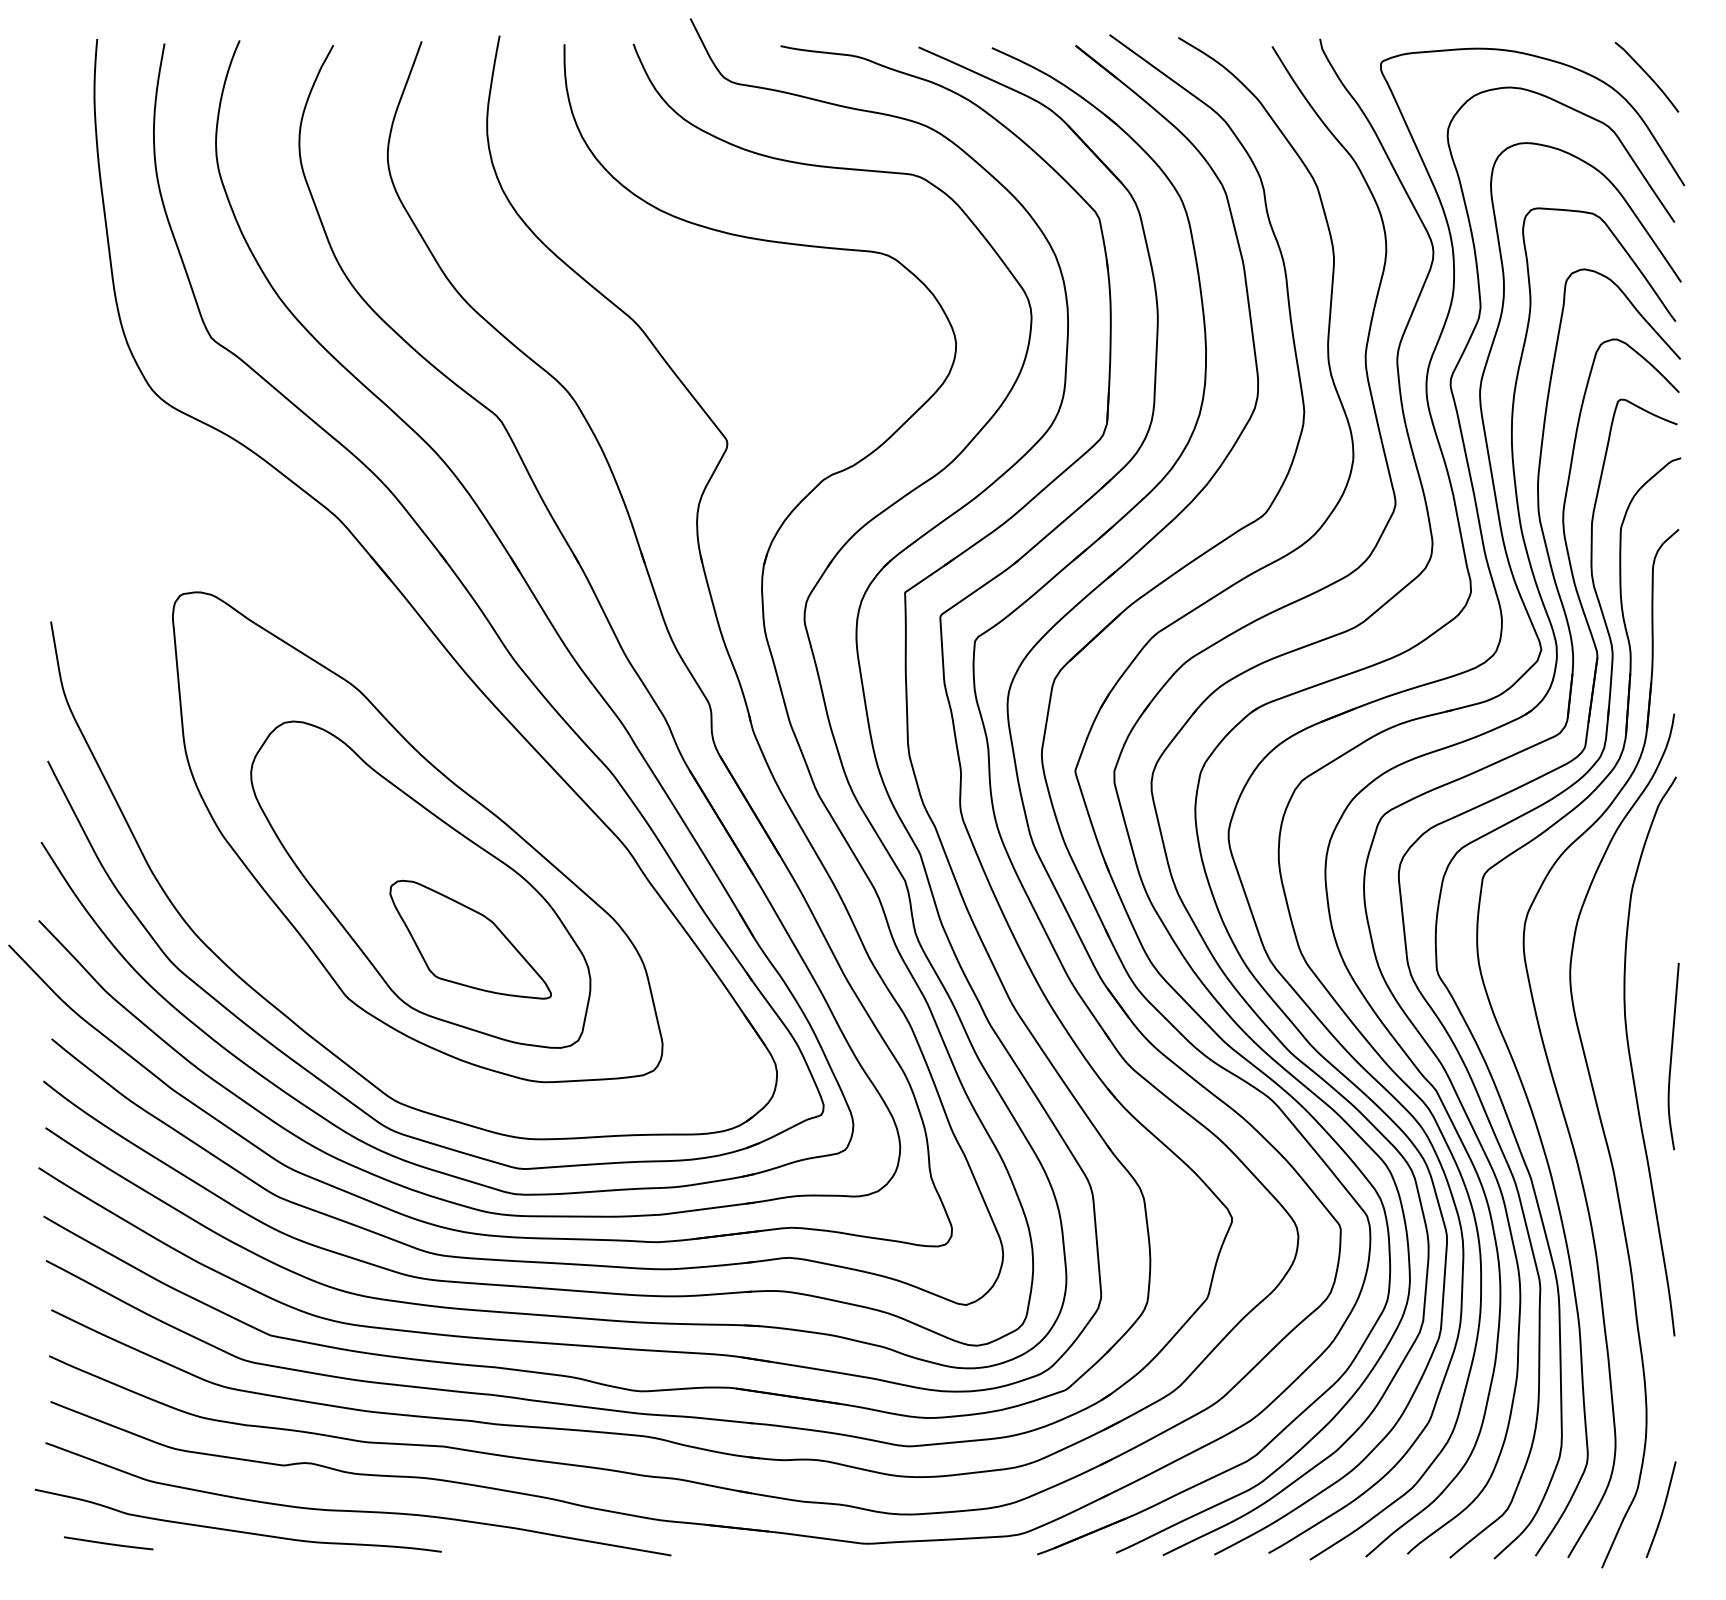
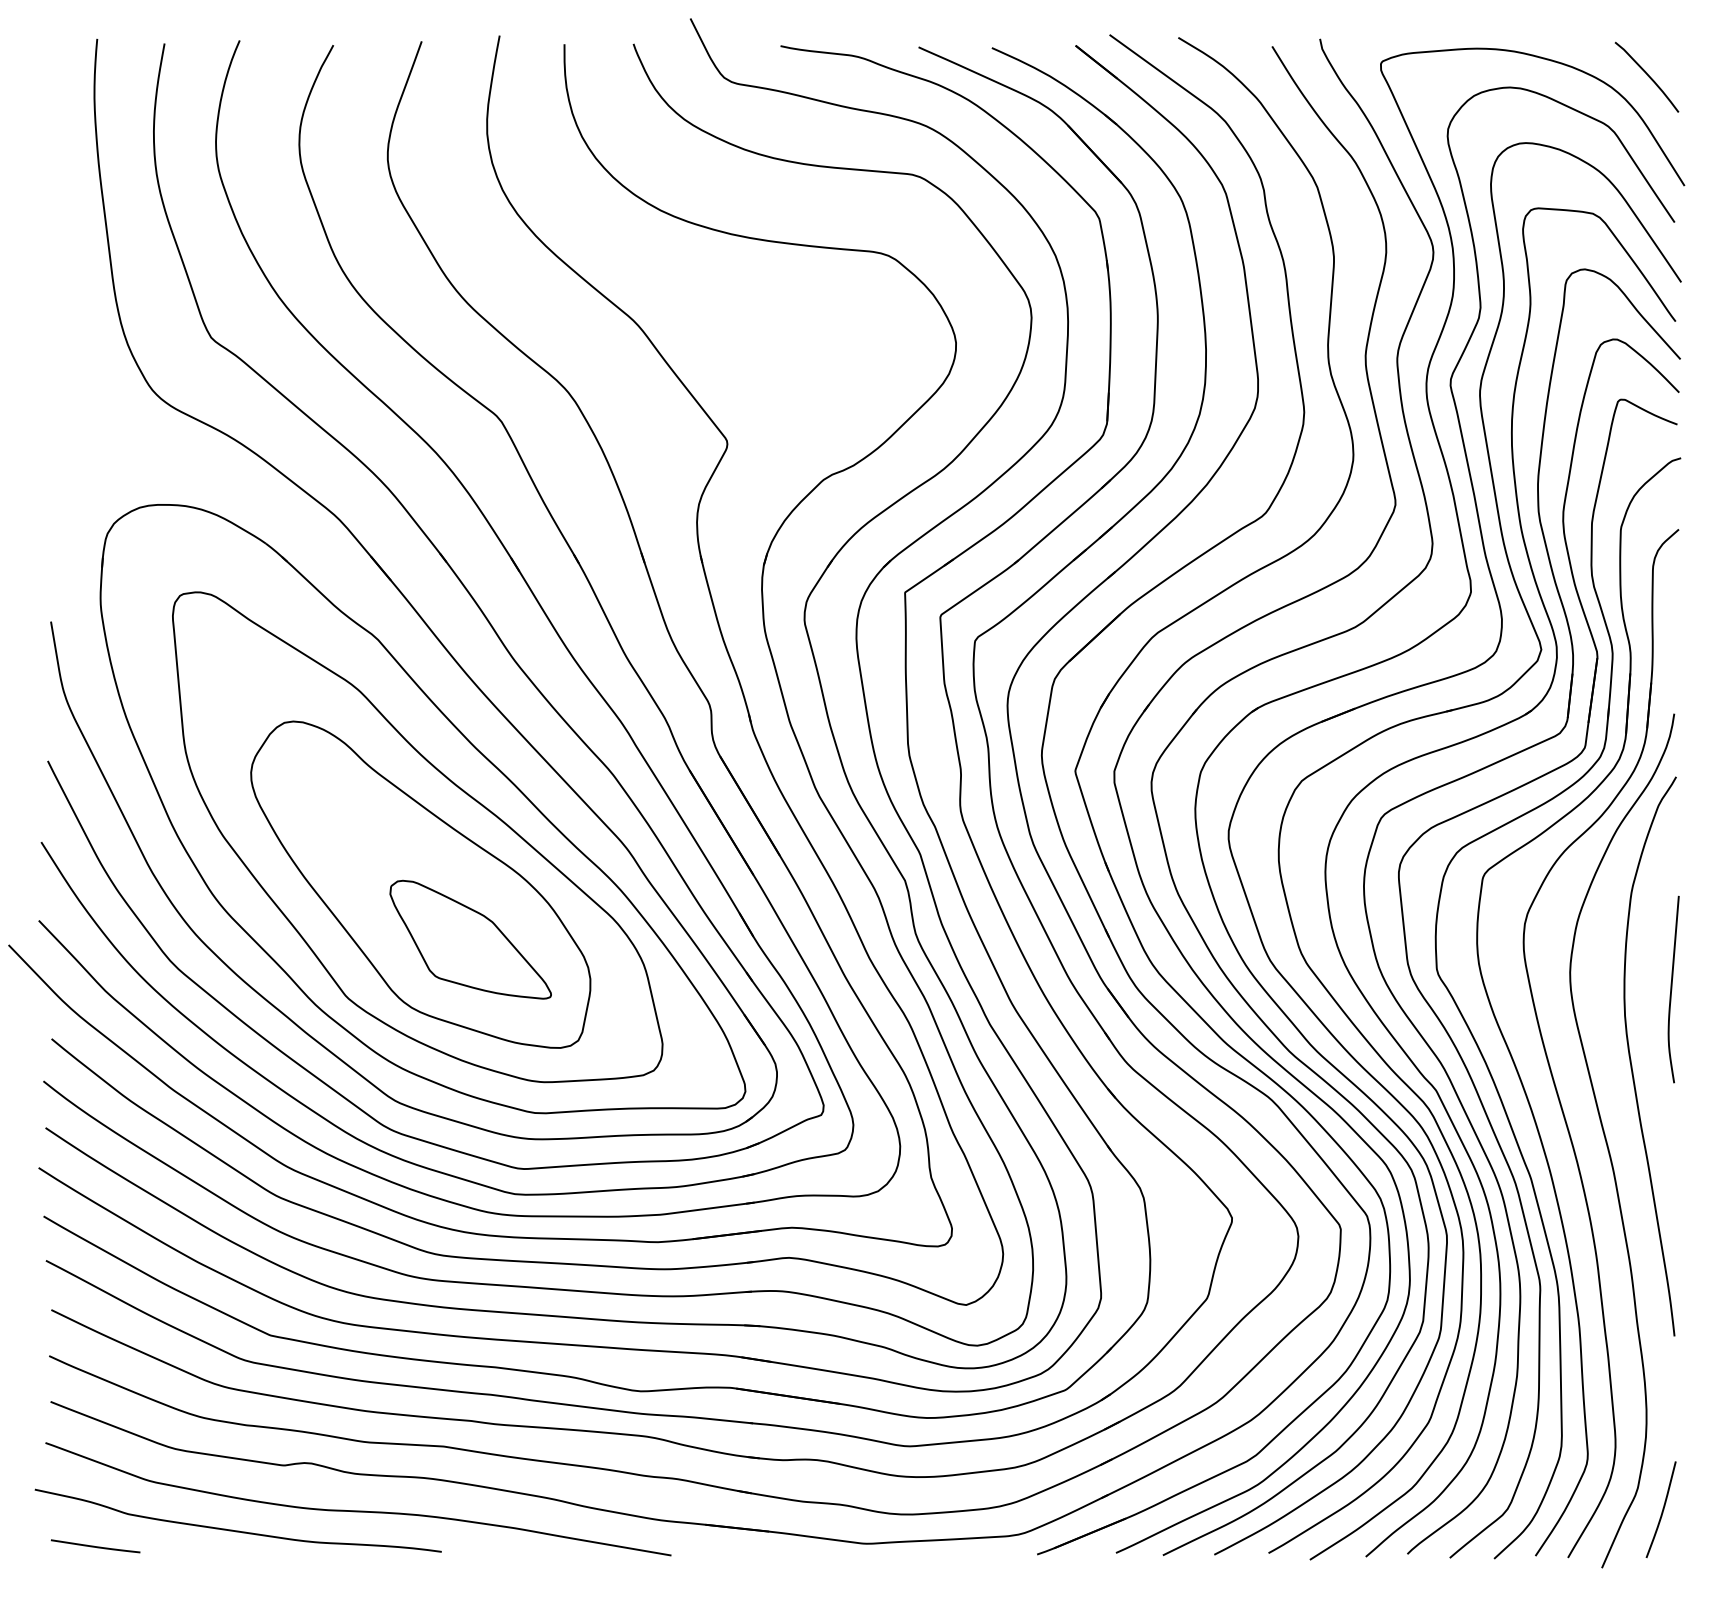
part: none -> present (422, 809)
curve position: (1672, 1056) -> (1672, 989) (1672, 989)
line position: (108, 1543) -> (95, 1546) (95, 1546)
